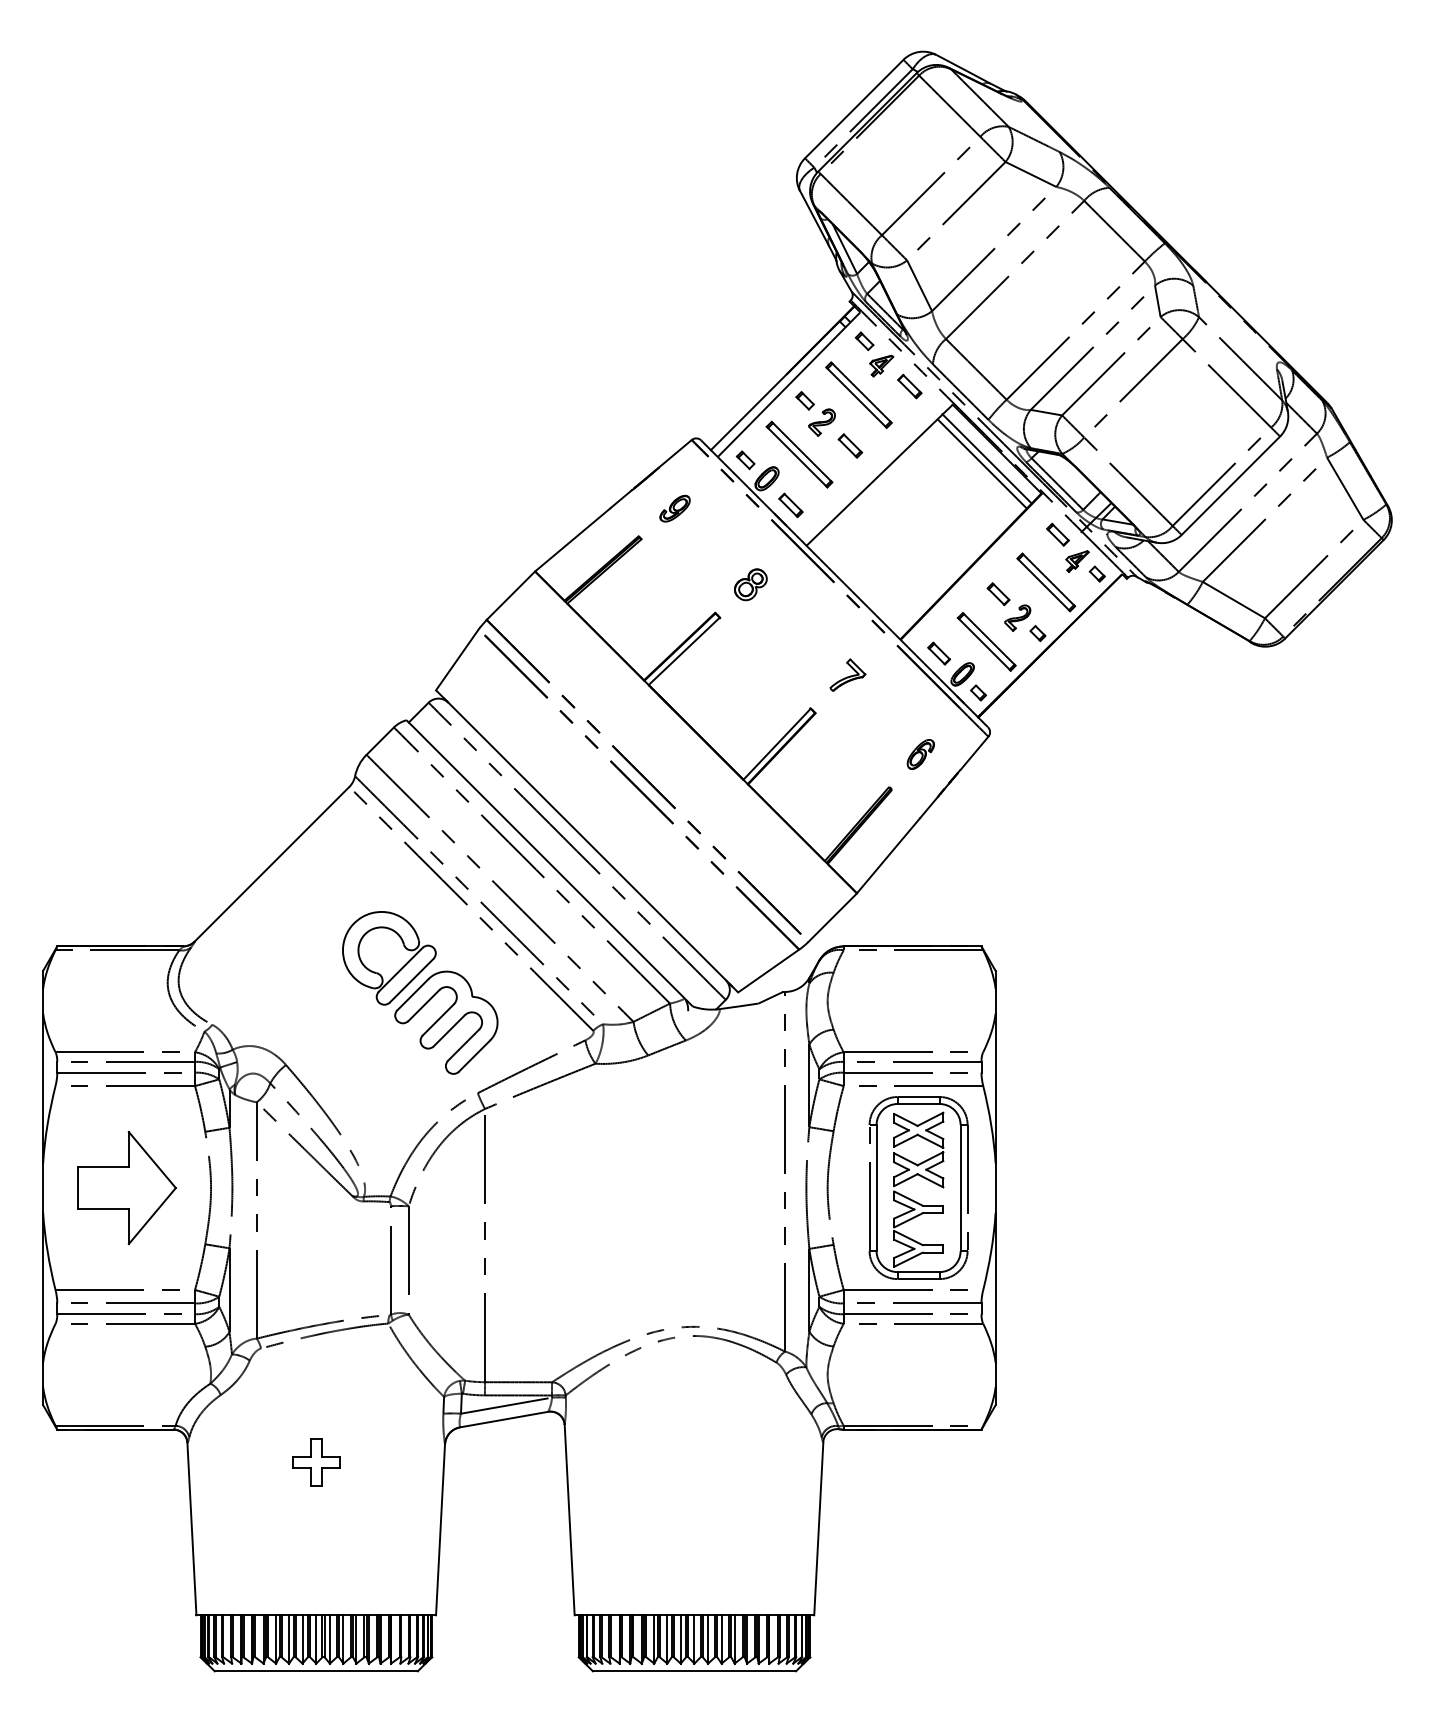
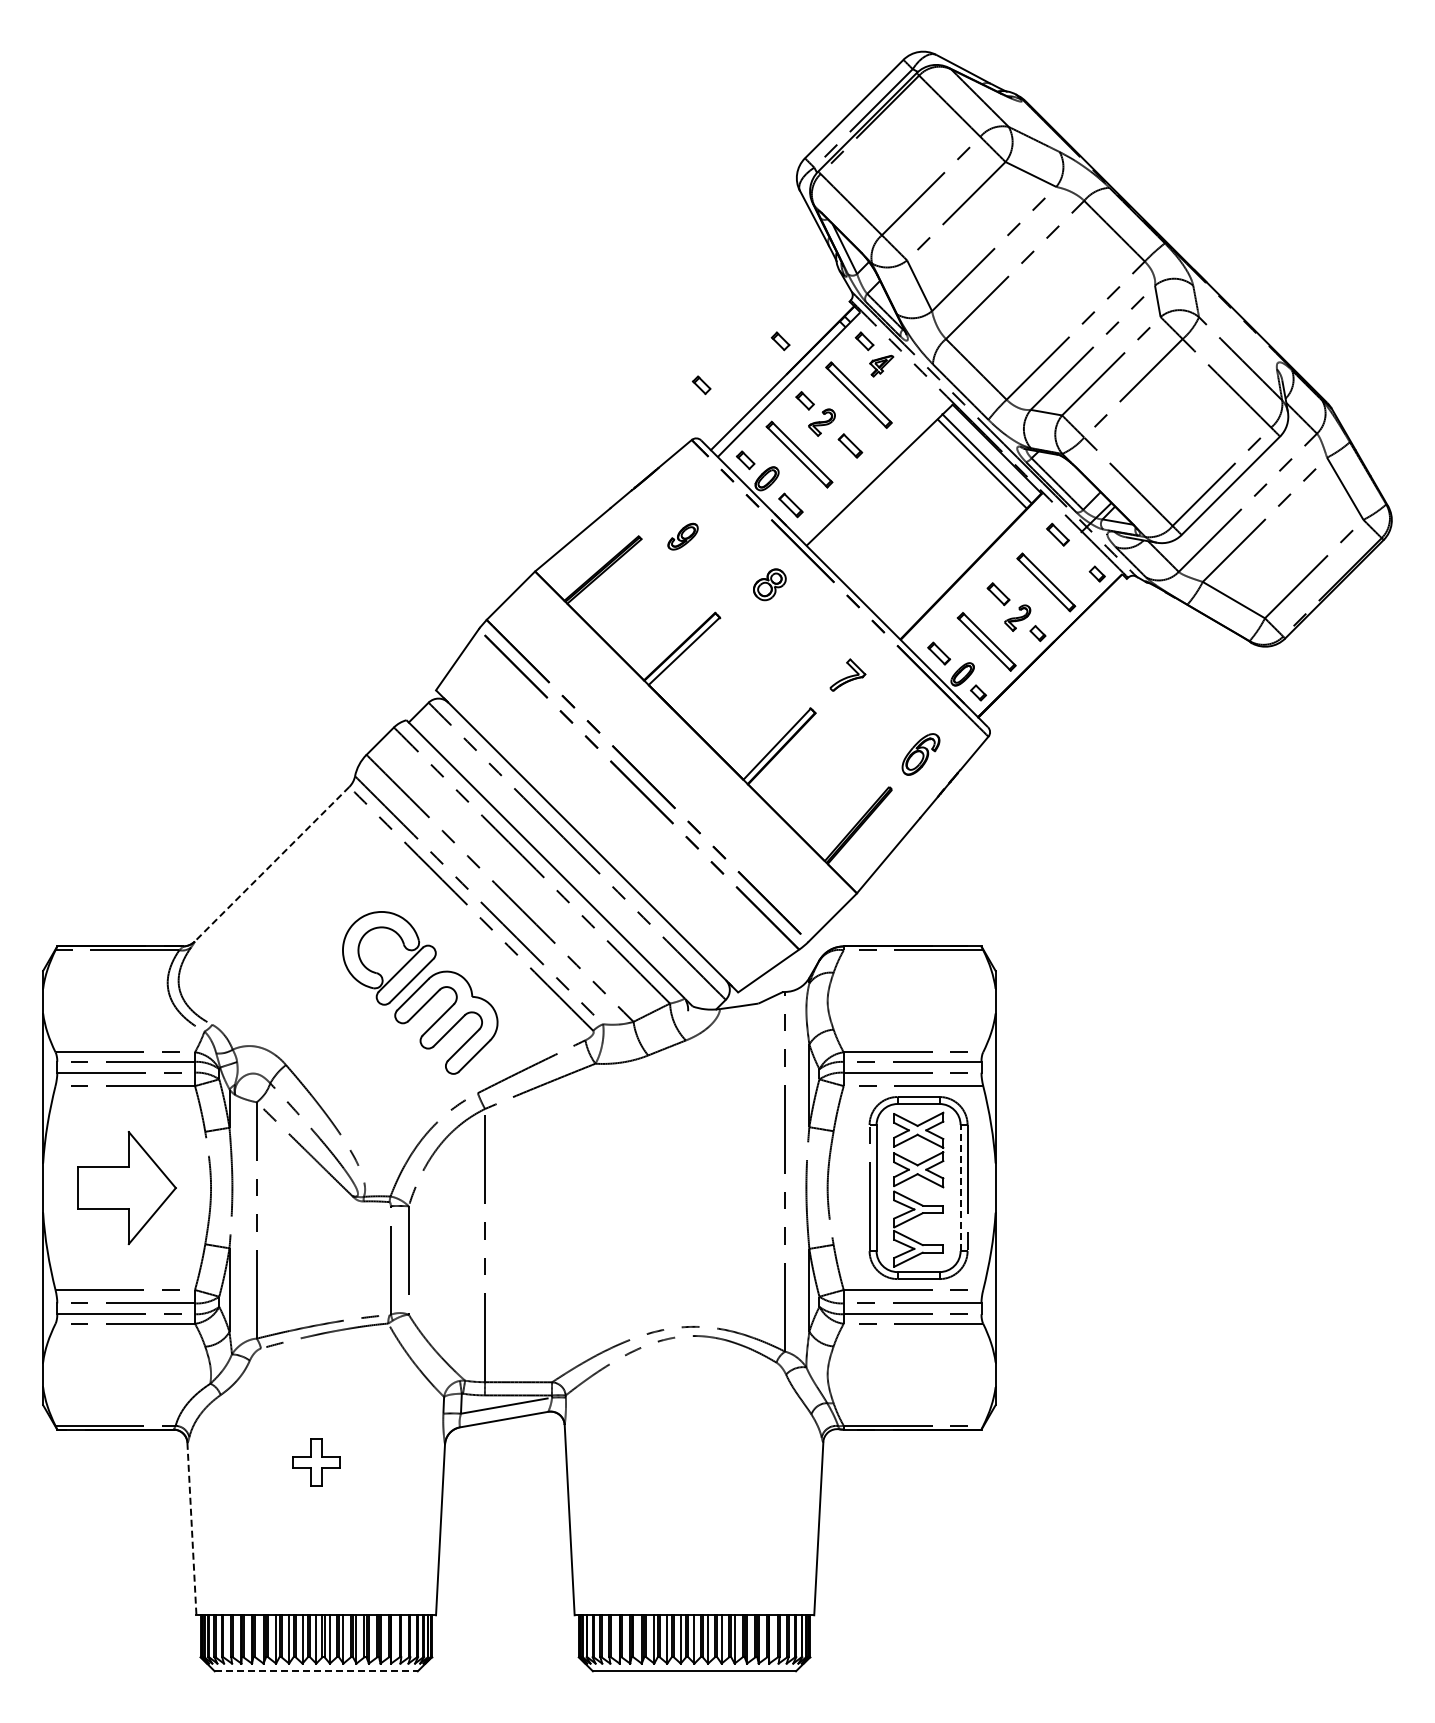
part: none -> present (780, 341)
part: none -> present (701, 385)
part: present -> none (909, 386)
part position: (674, 508) -> (682, 536) (682, 536)
part: present -> none (1077, 561)
part position: (750, 584) -> (769, 584) (769, 584)
part size: 29x31 px -> 40x43 px (920, 754)
line: solid -> dashed (271, 864)
line: solid -> dashed (960, 1187)
line: solid -> dashed (191, 1529)
line: solid -> dashed (316, 1671)
